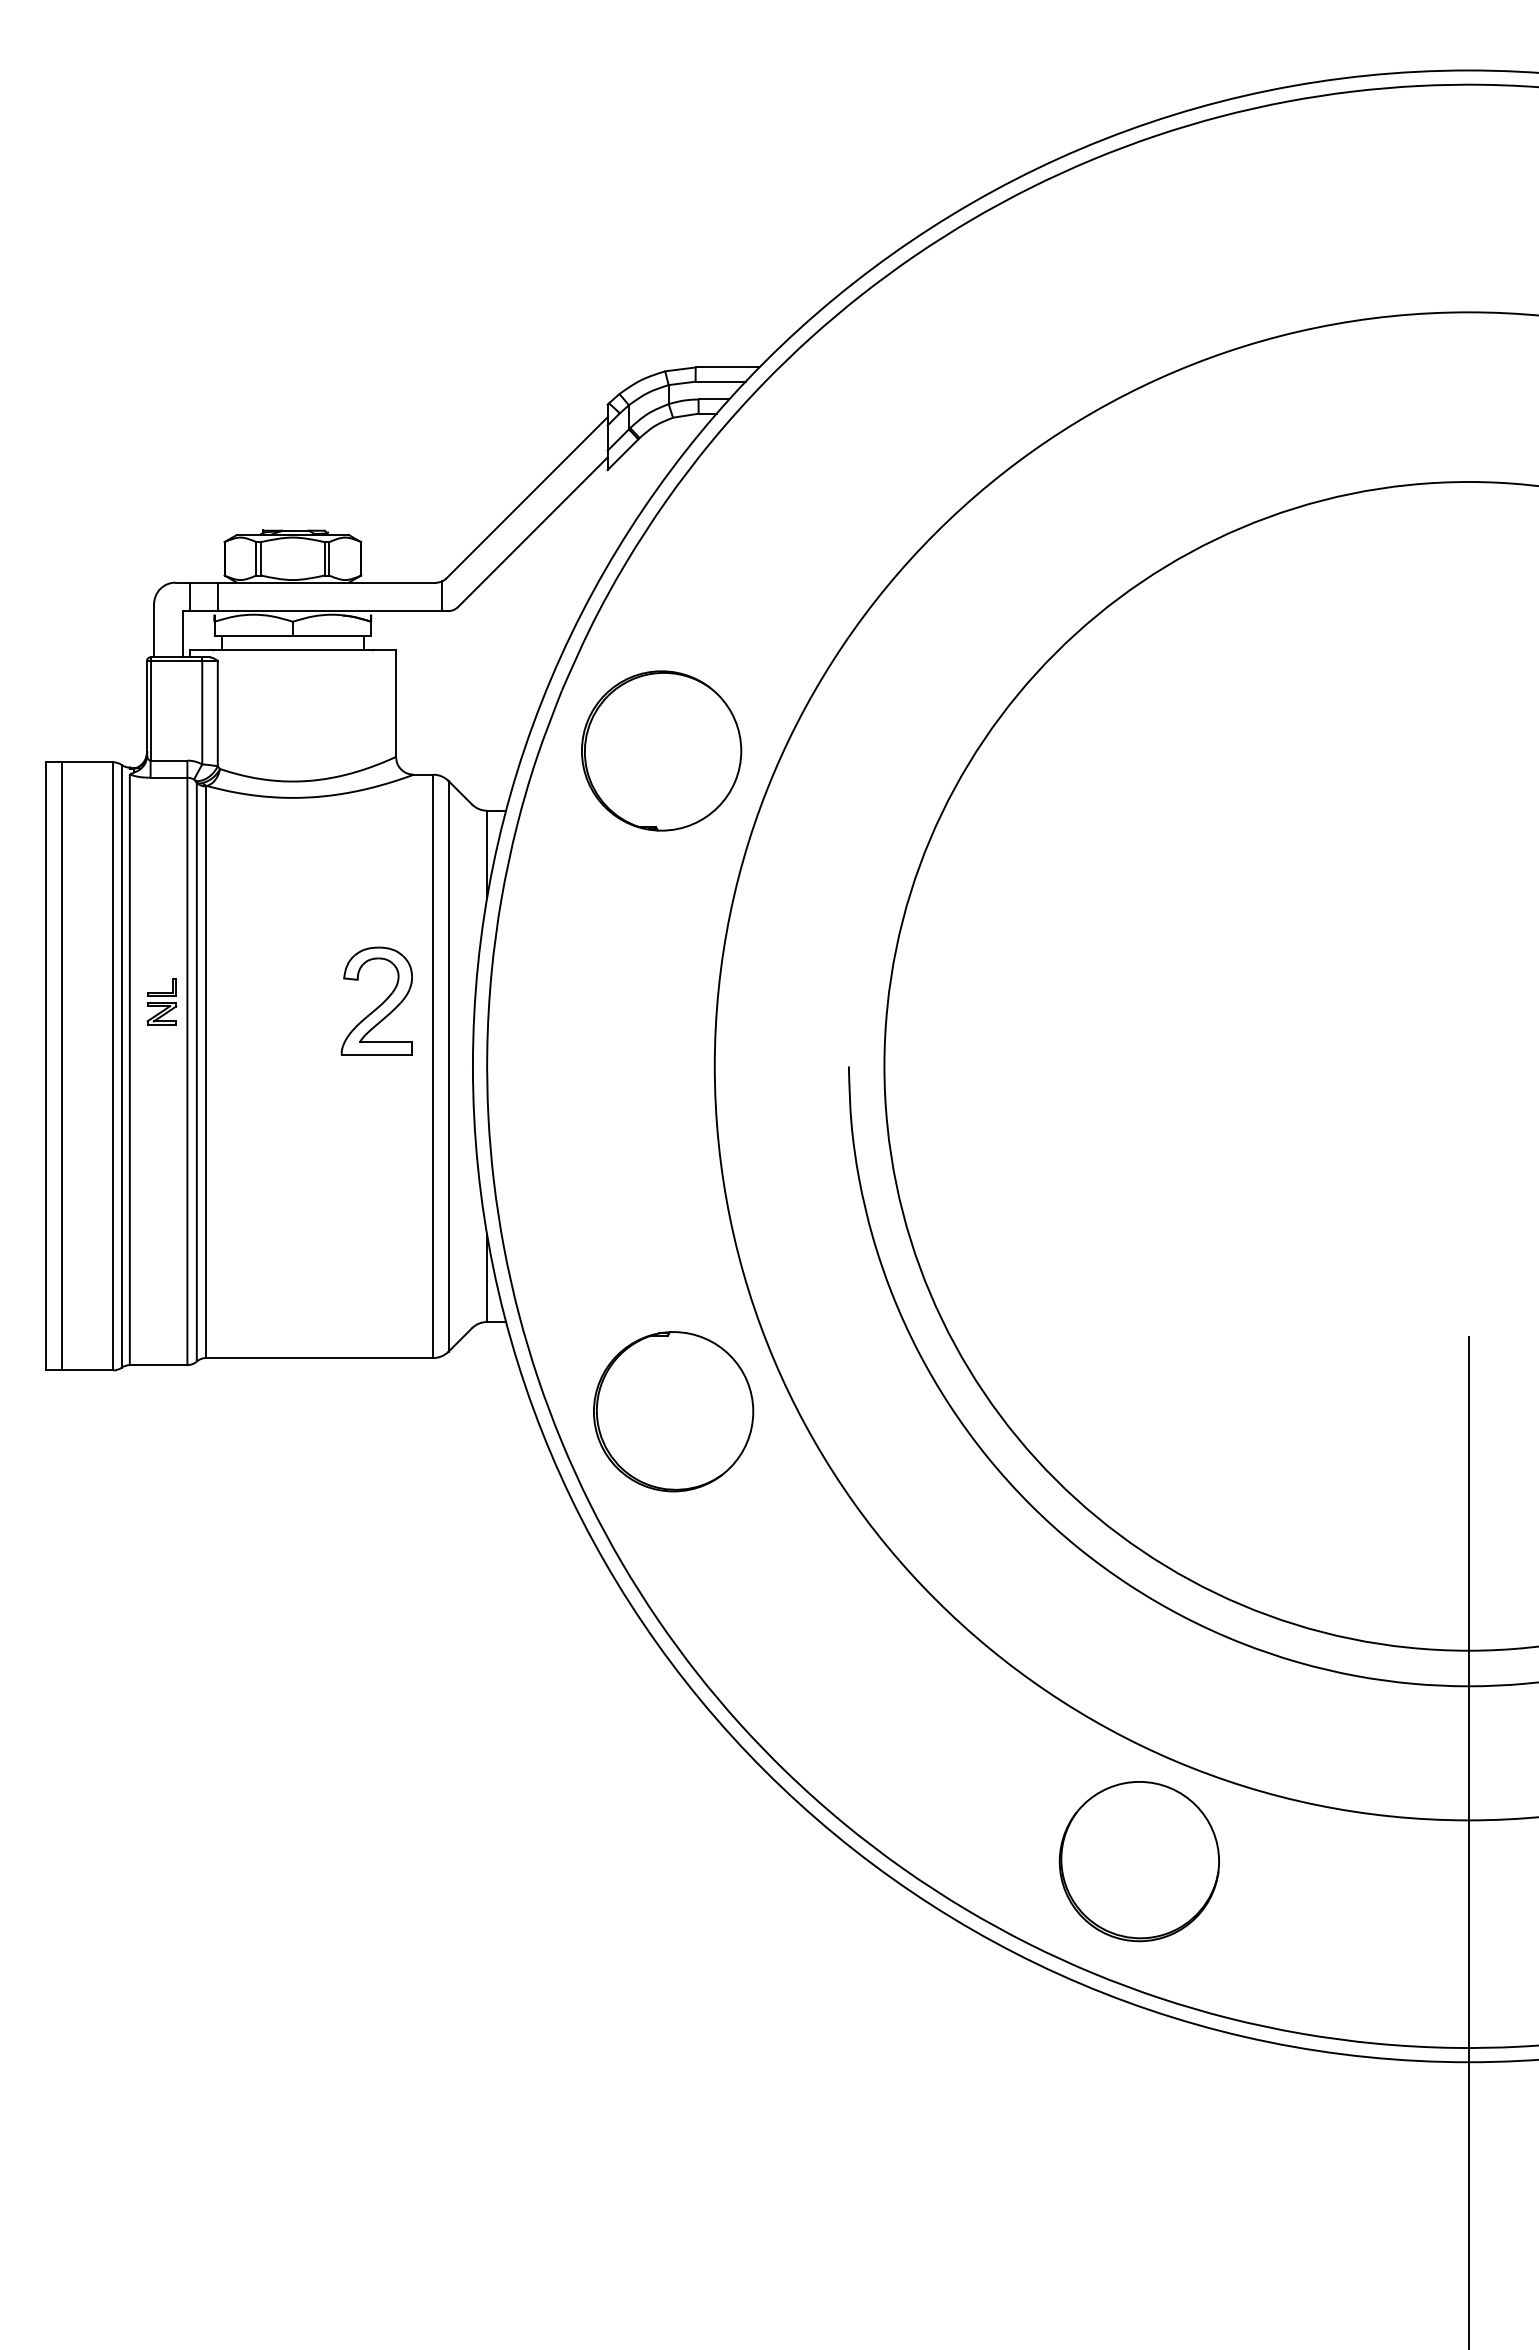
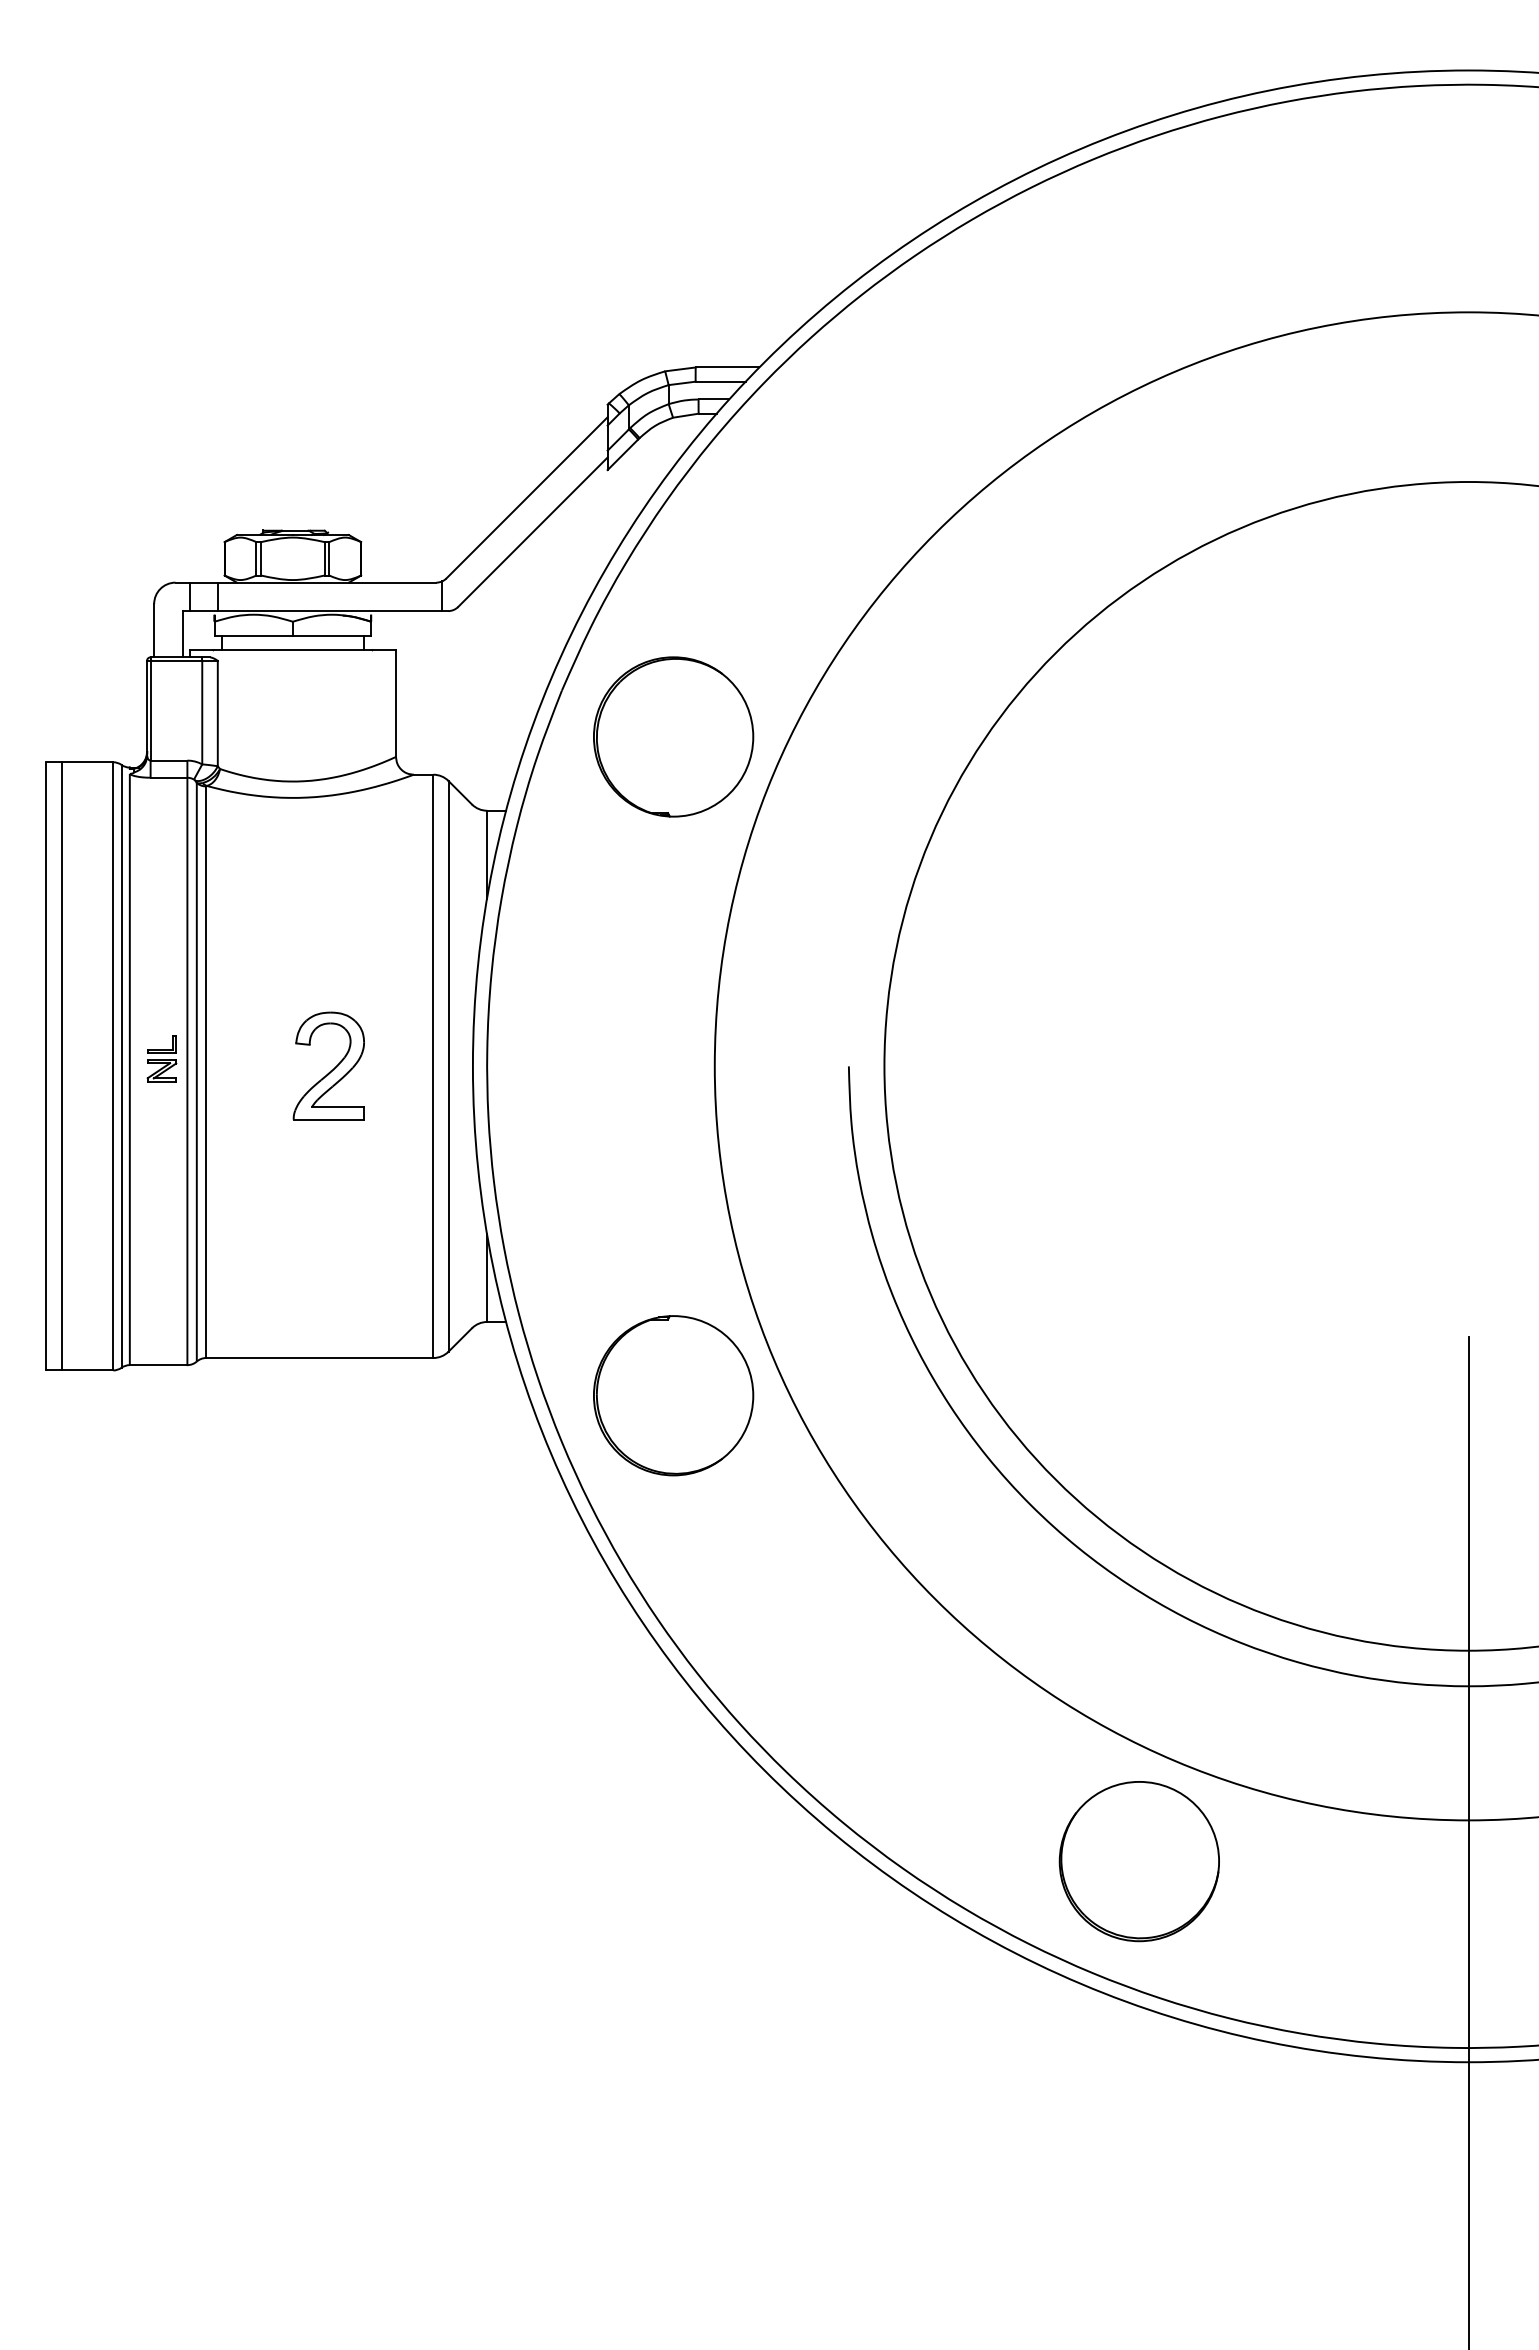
part position: (661, 750) -> (673, 736) (673, 736)
part position: (376, 1000) -> (328, 1065) (328, 1065)
part position: (161, 1001) -> (161, 1058) (161, 1058)
part position: (673, 1411) -> (673, 1395) (673, 1395)
